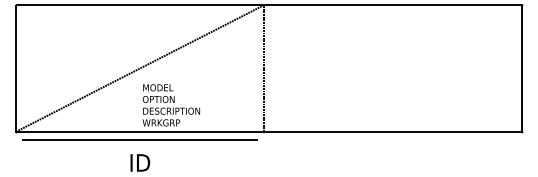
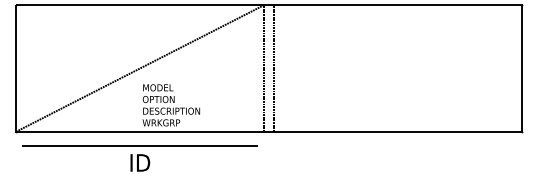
line: none -> present (274, 68)
line position: (139, 139) -> (139, 145) (139, 145)
